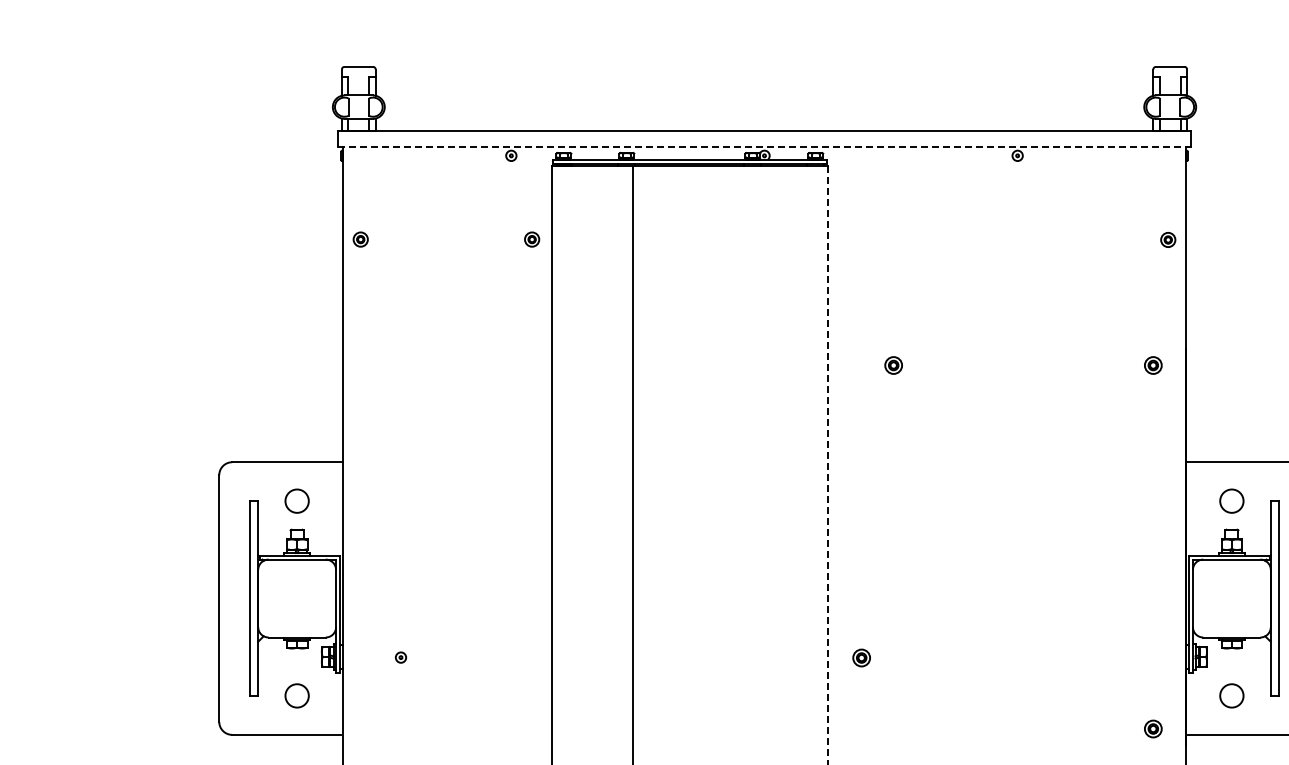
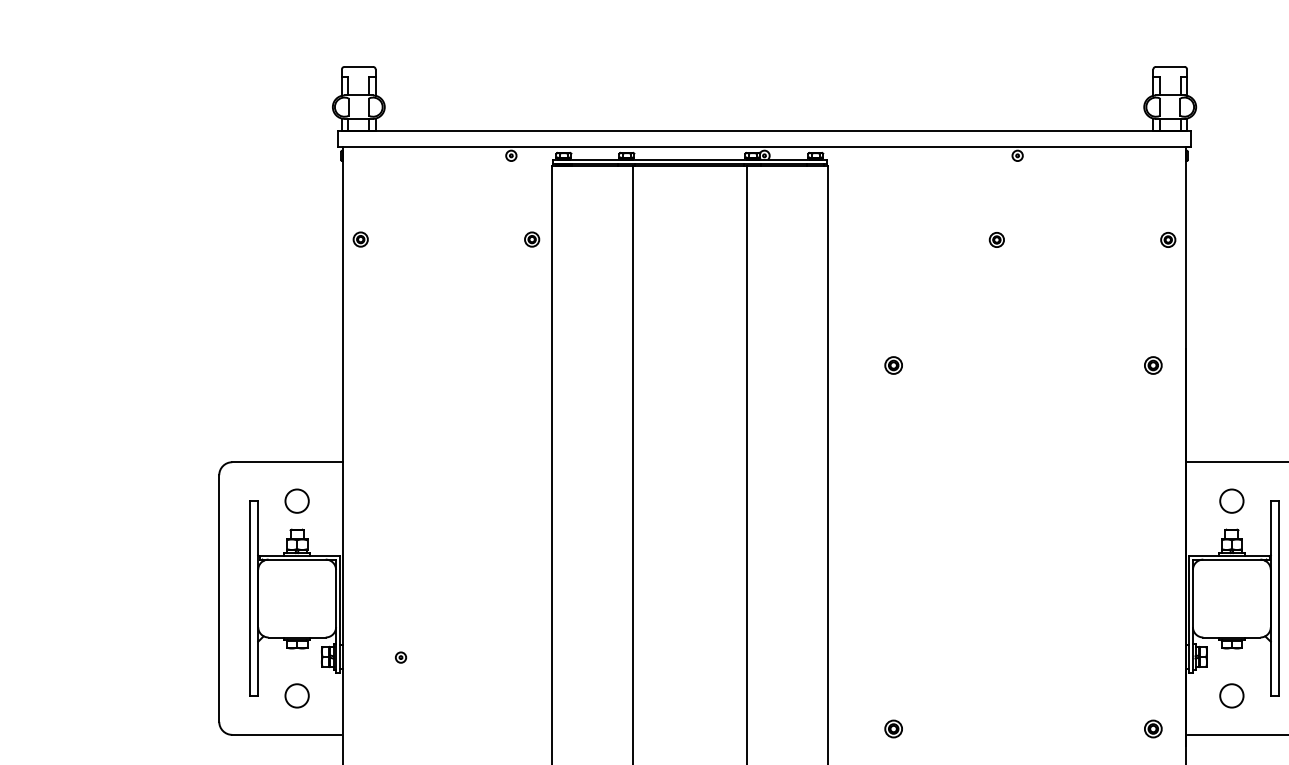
line: dashed -> solid (765, 146)
part: none -> present (996, 239)
line: none -> present (747, 463)
line: dashed -> solid (828, 465)
part position: (861, 657) -> (893, 728) (893, 728)
